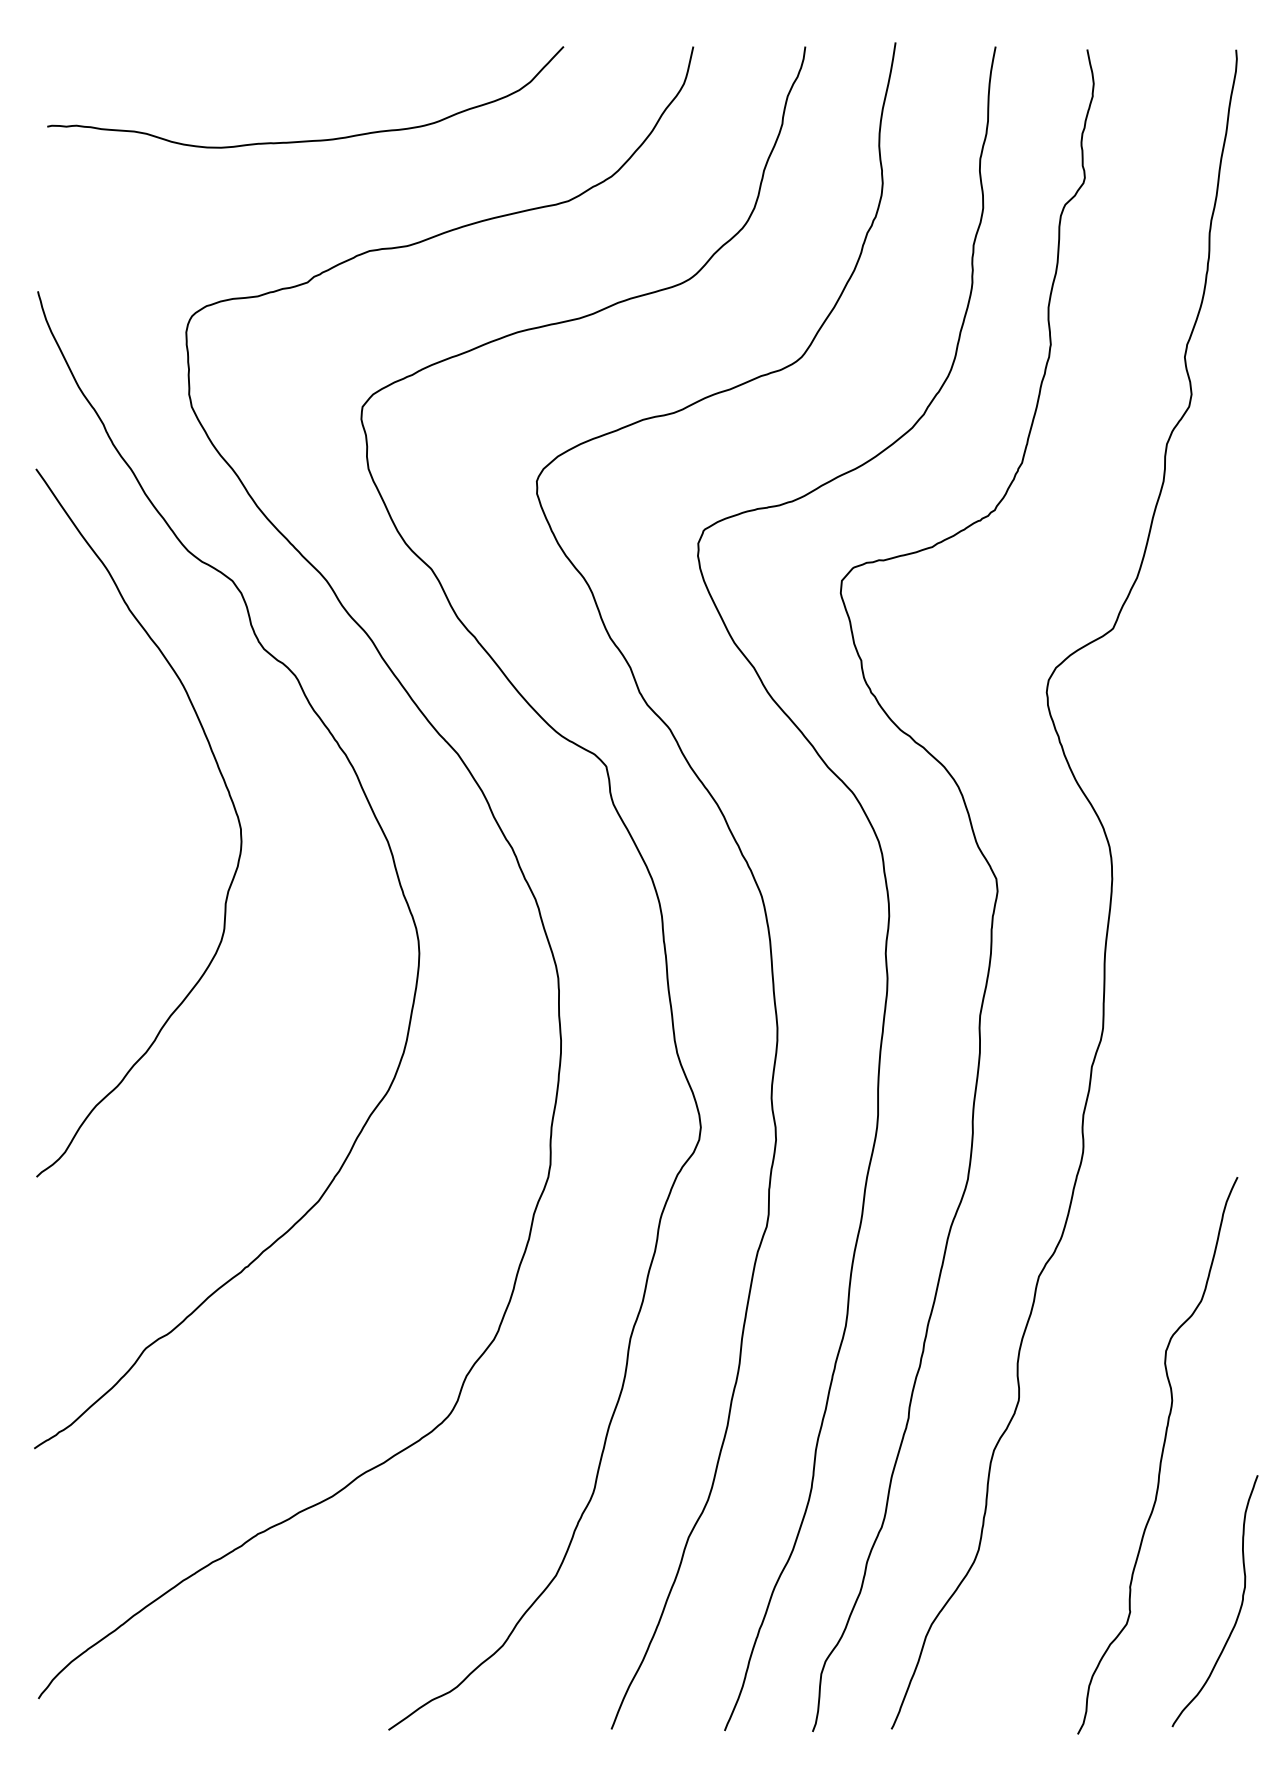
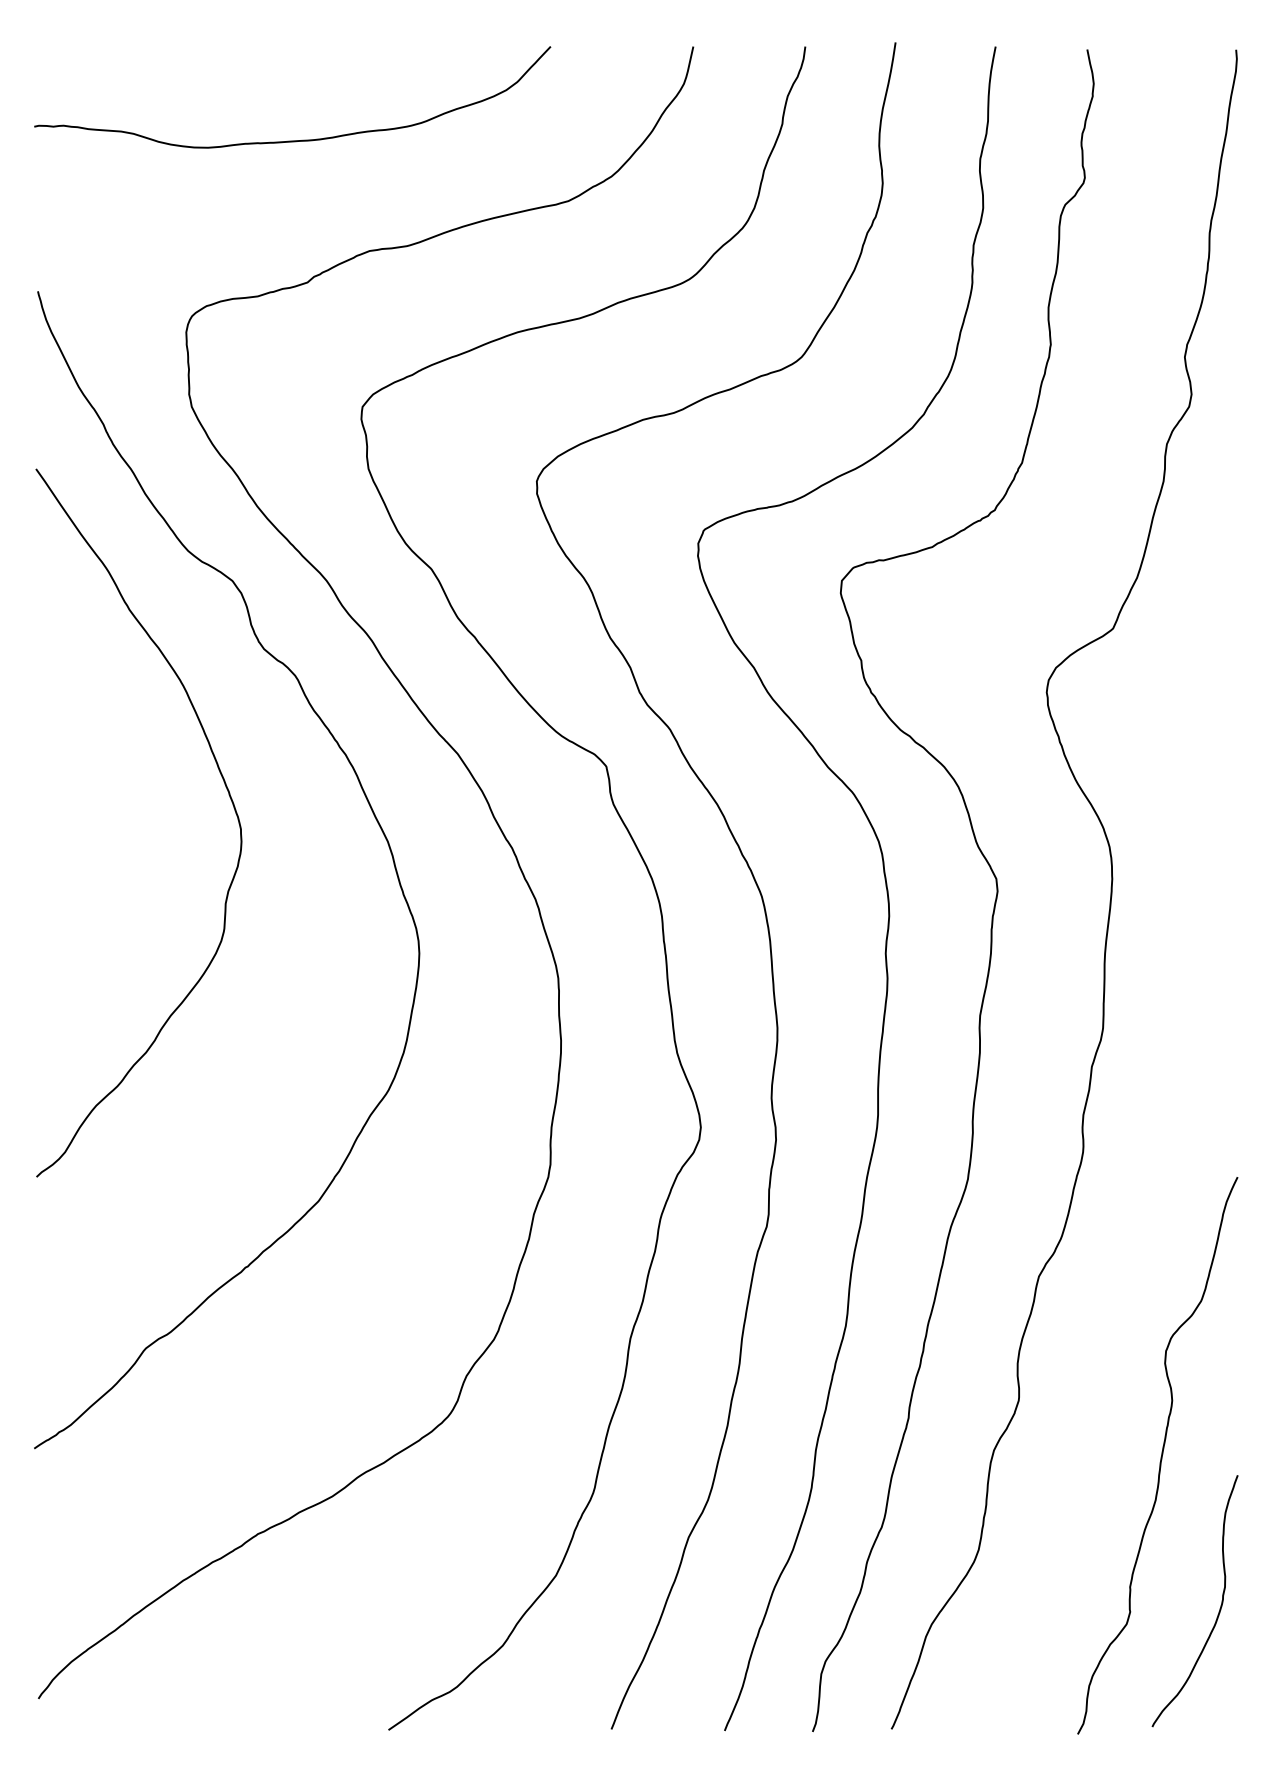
curve position: (305, 140) -> (292, 140) (292, 140)
curve position: (1239, 1608) -> (1219, 1608) (1219, 1608)
